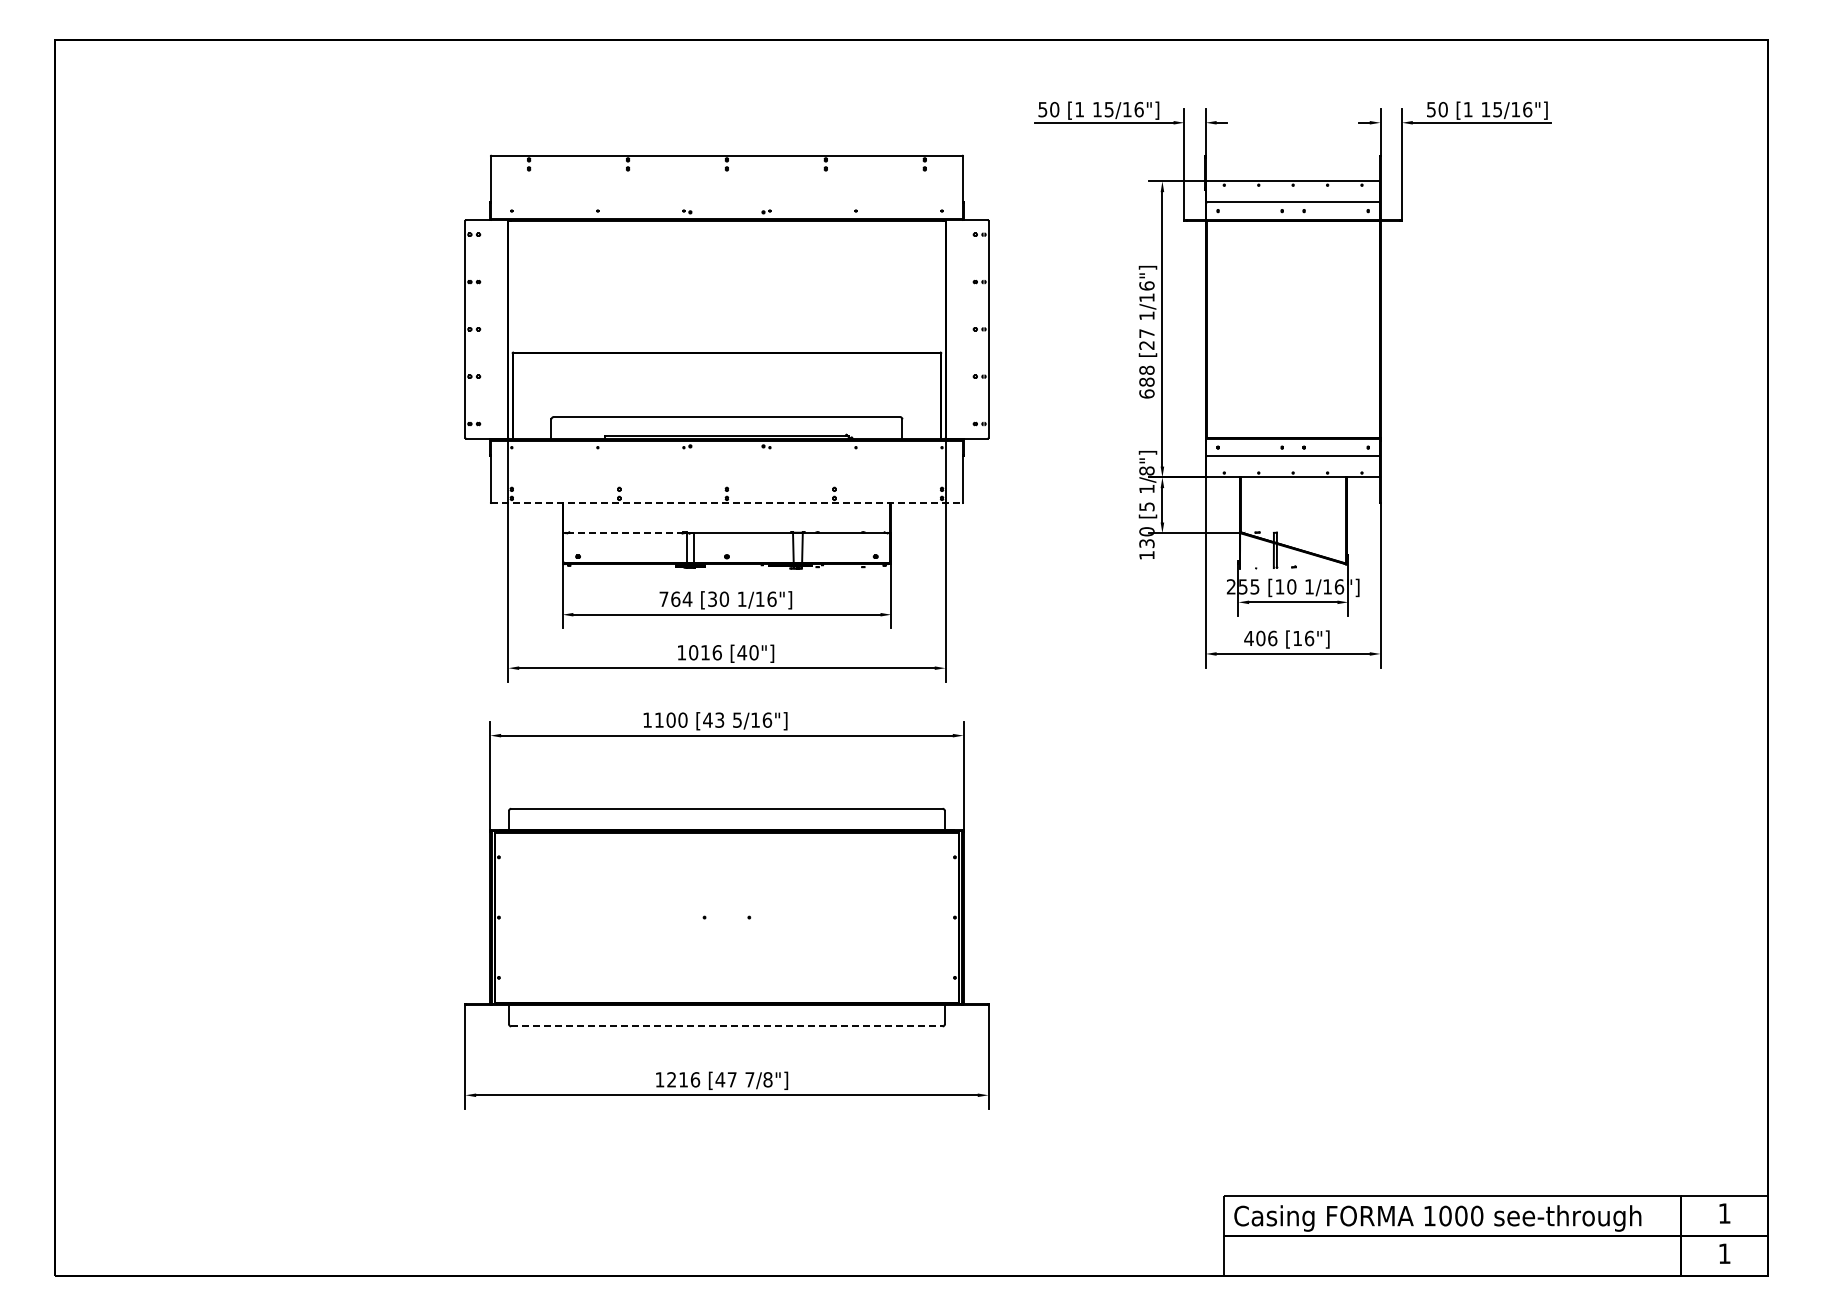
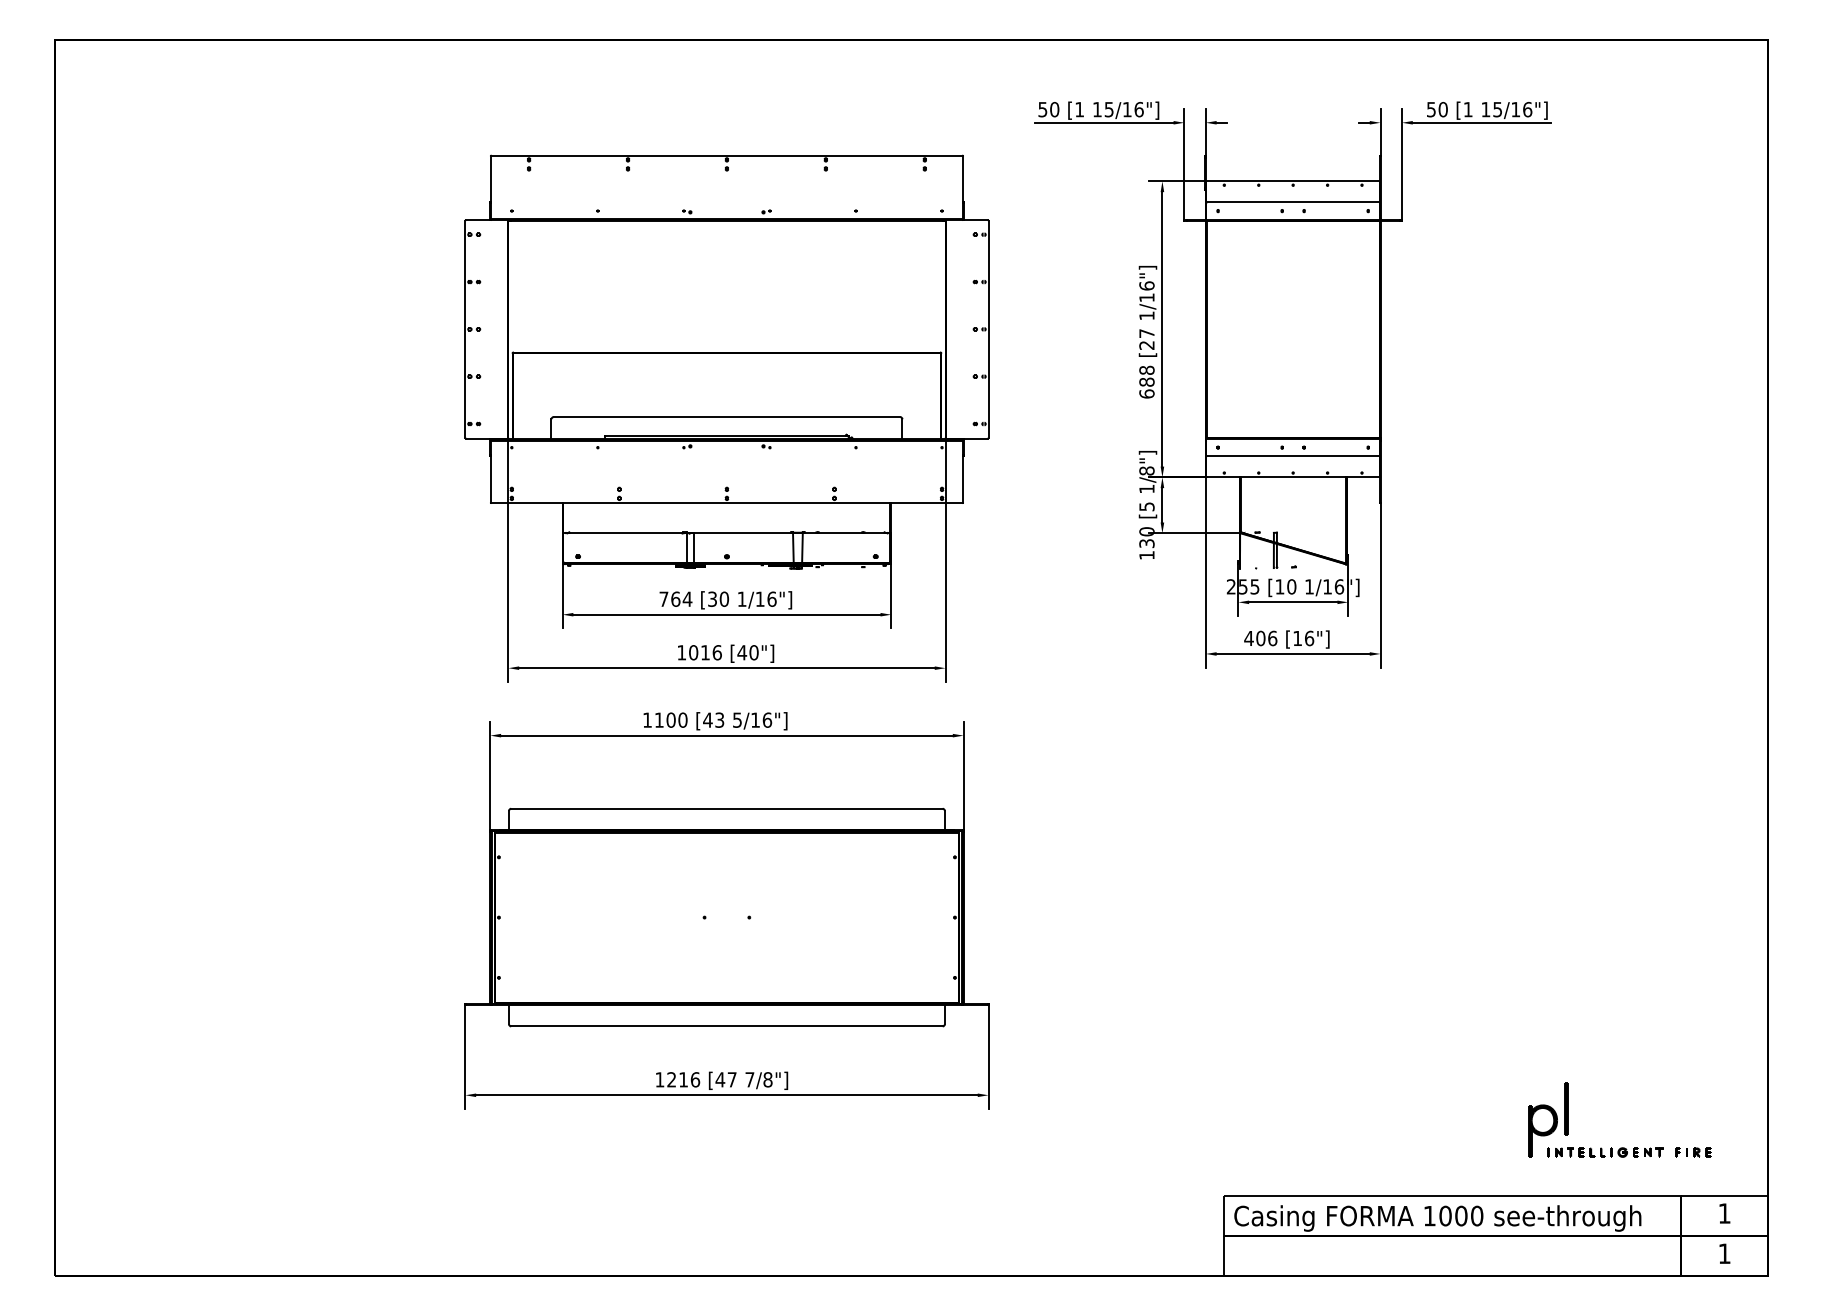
line: dashed -> solid (726, 503)
line: dashed -> solid (624, 533)
line: dashed -> solid (726, 1026)
part: none -> present (1620, 1147)
